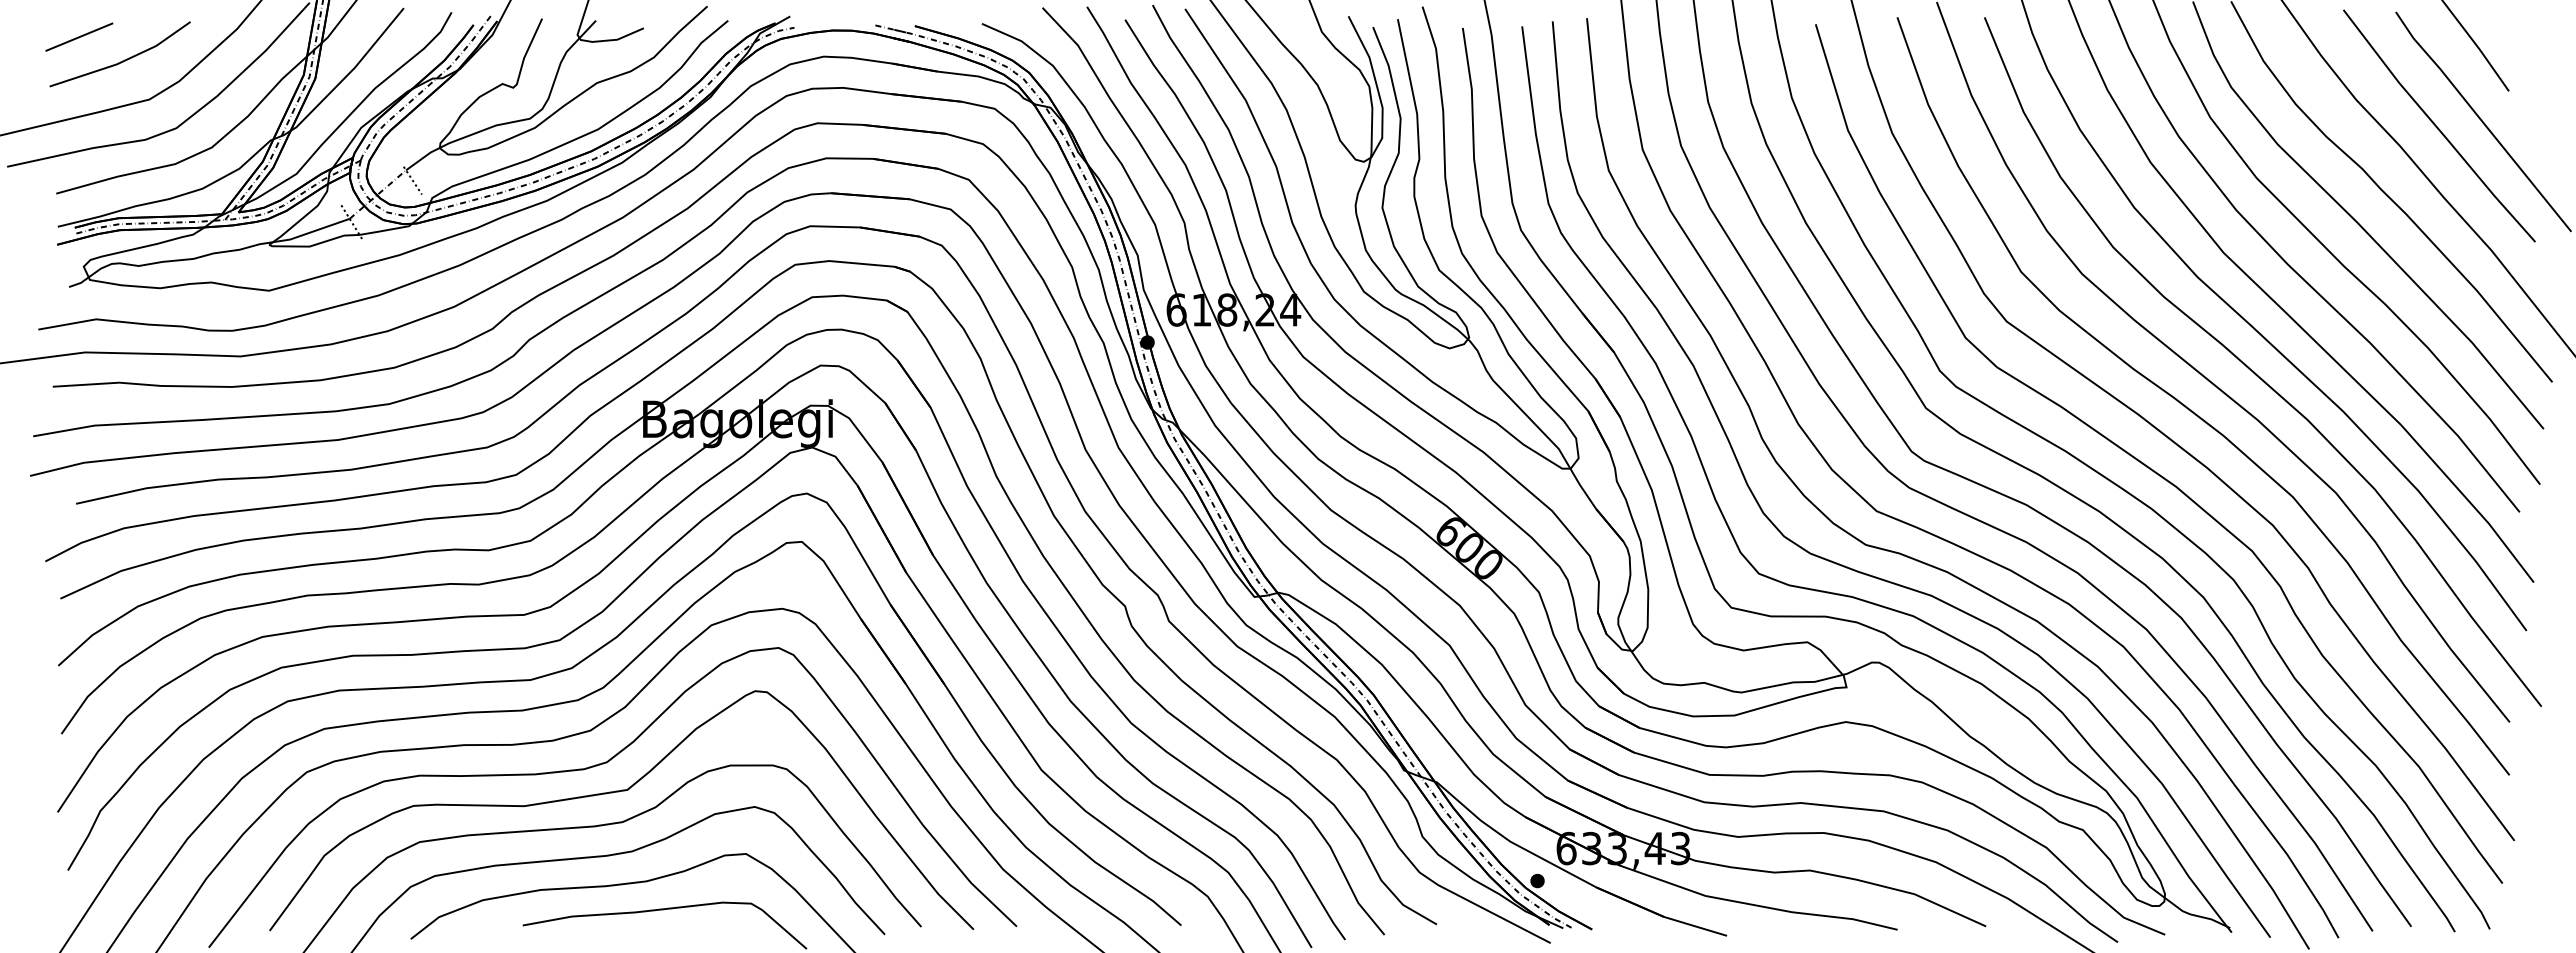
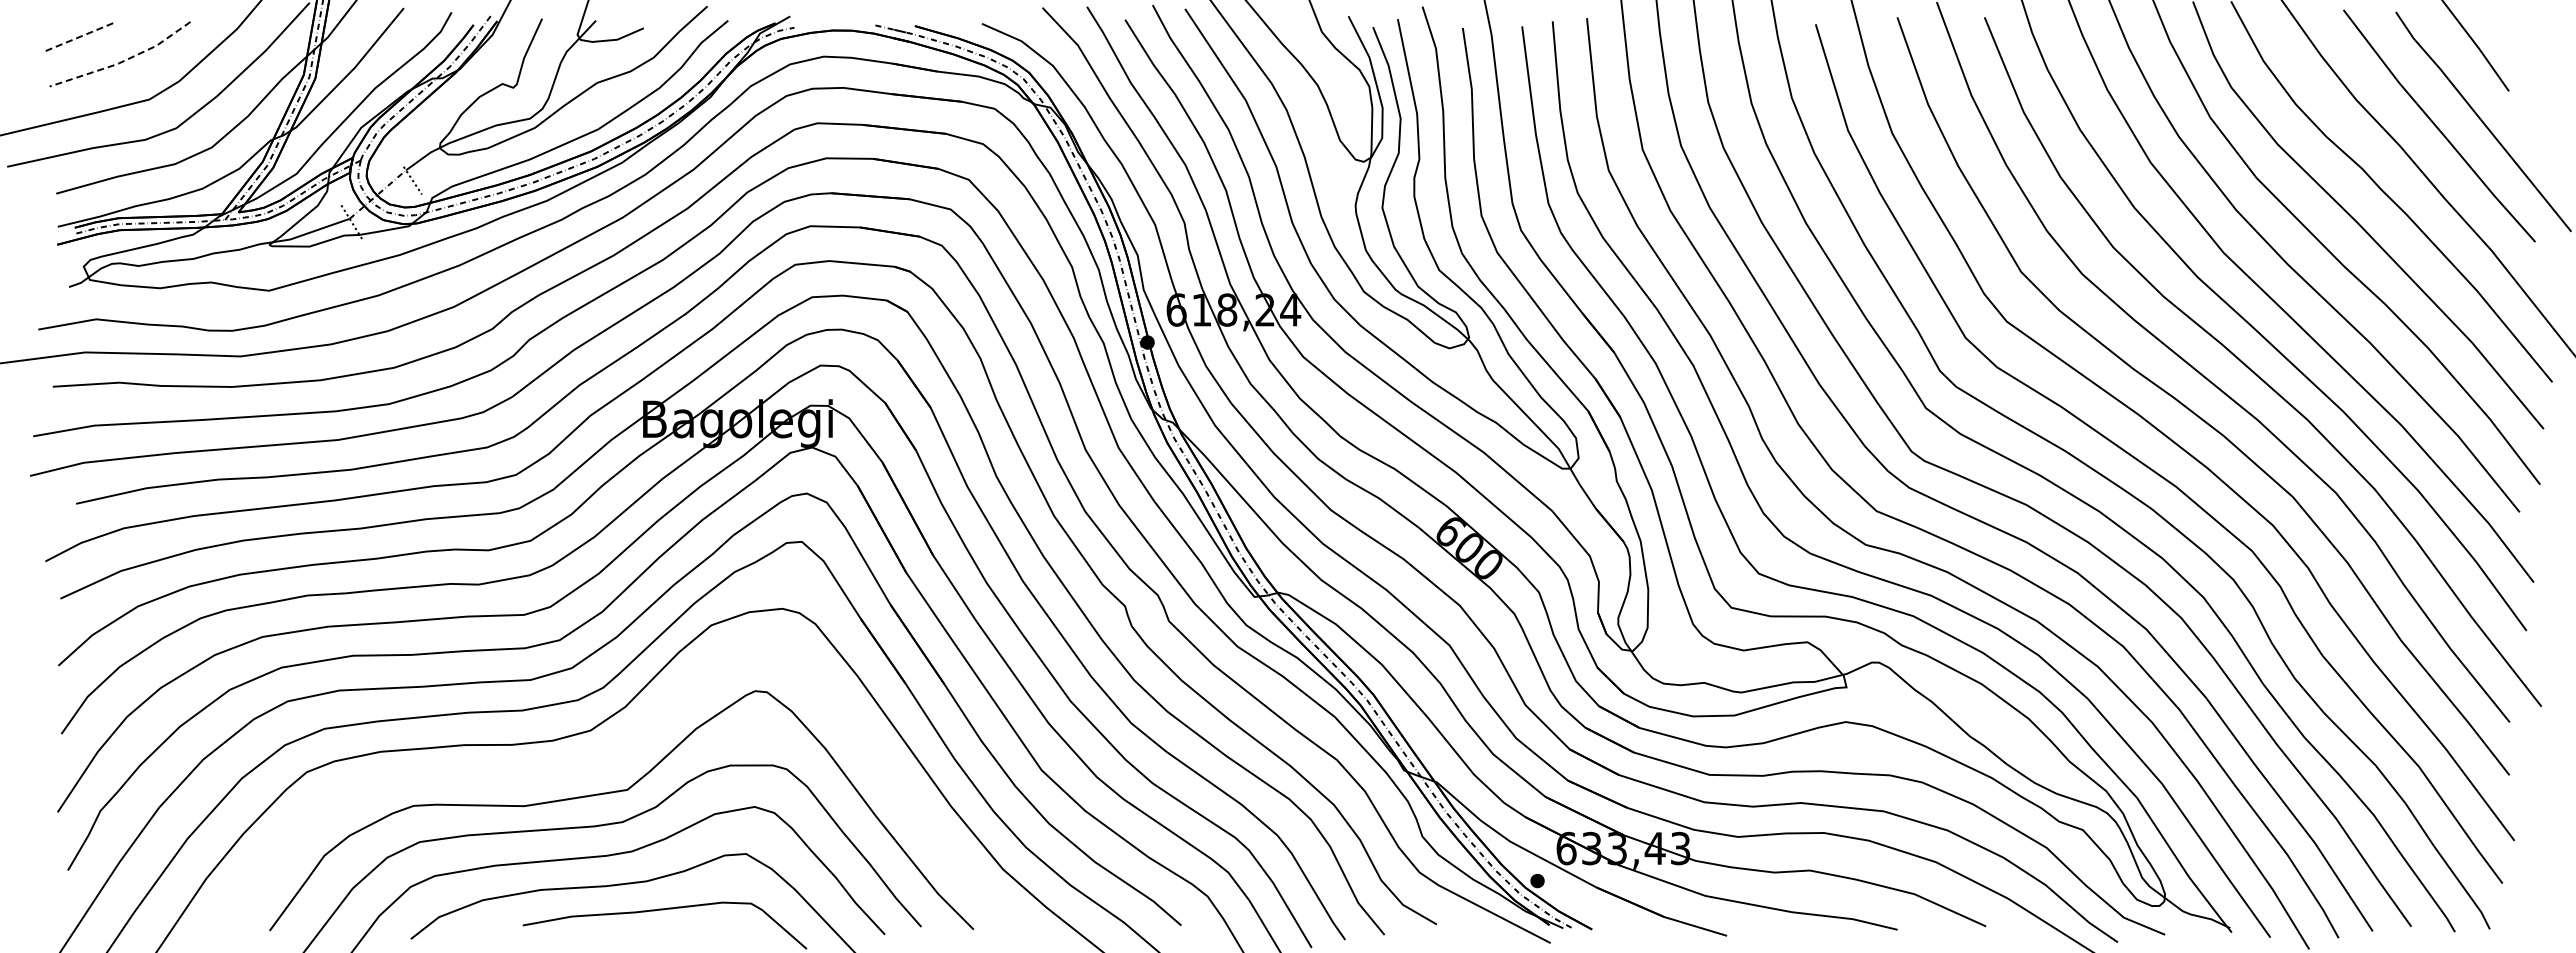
line: solid -> dashed (79, 37)
line: solid -> dashed (123, 61)
curve: present -> none (600, 765)
